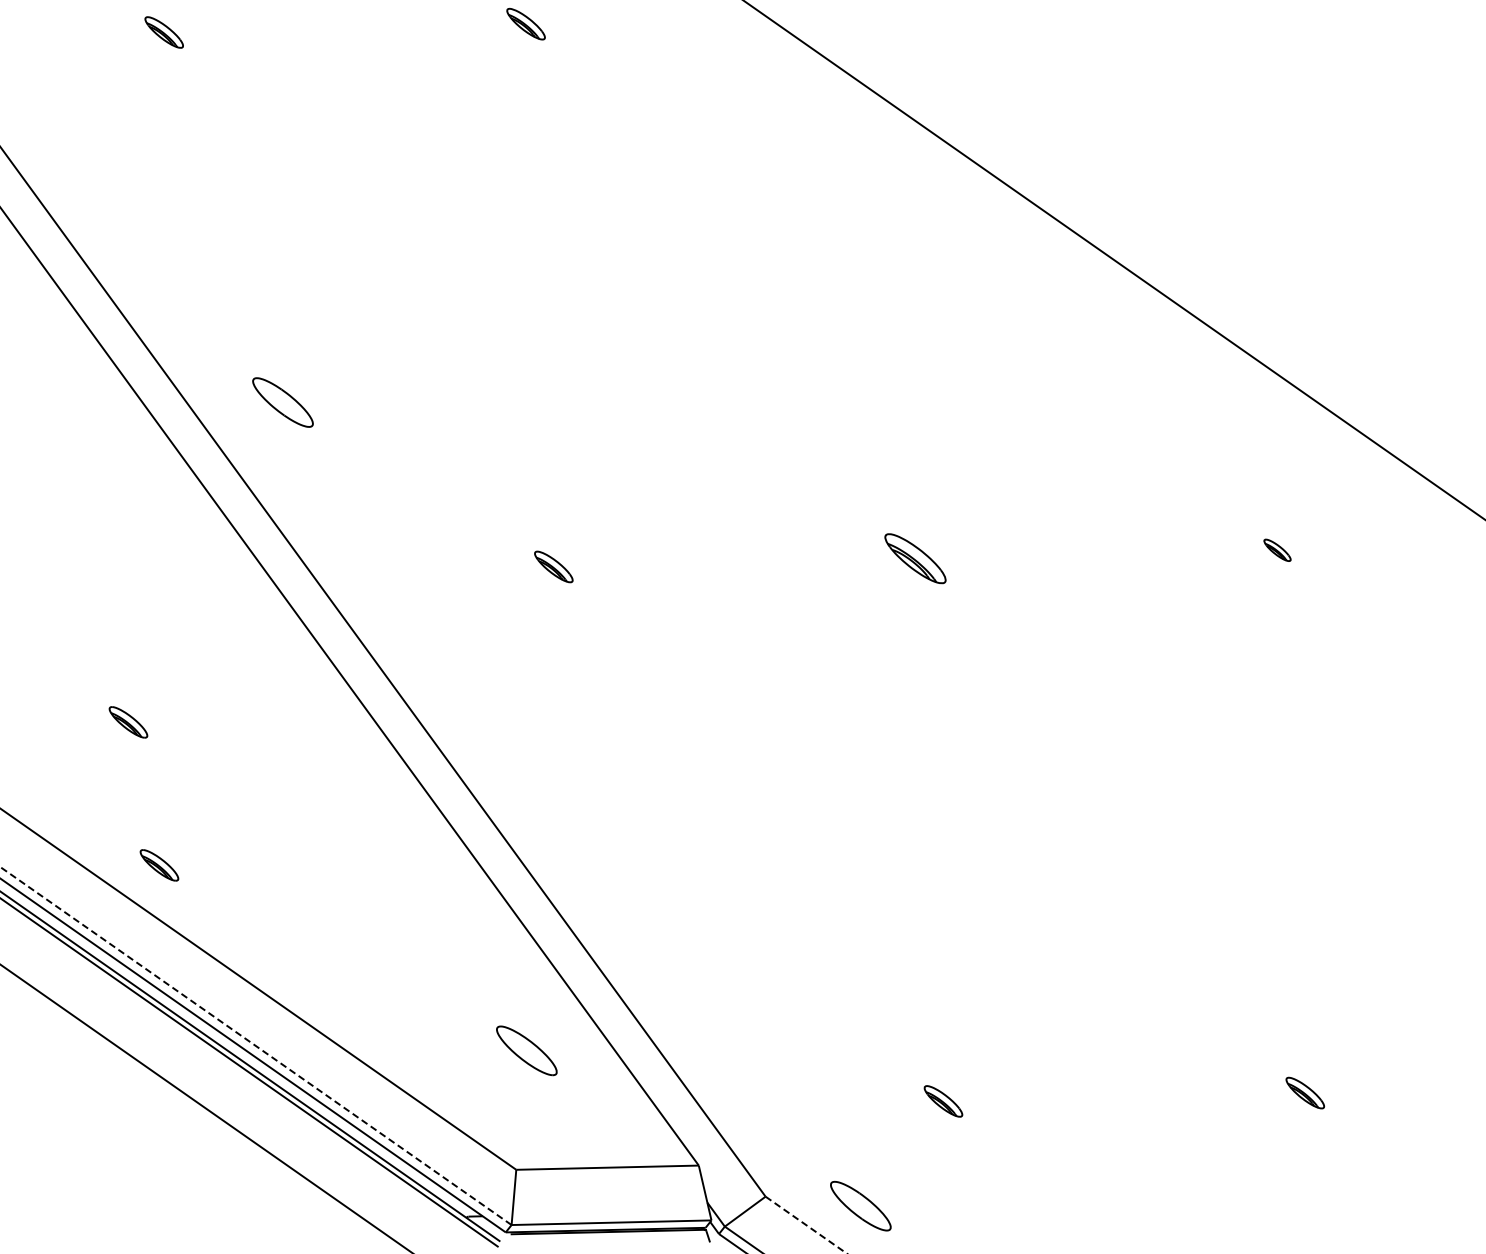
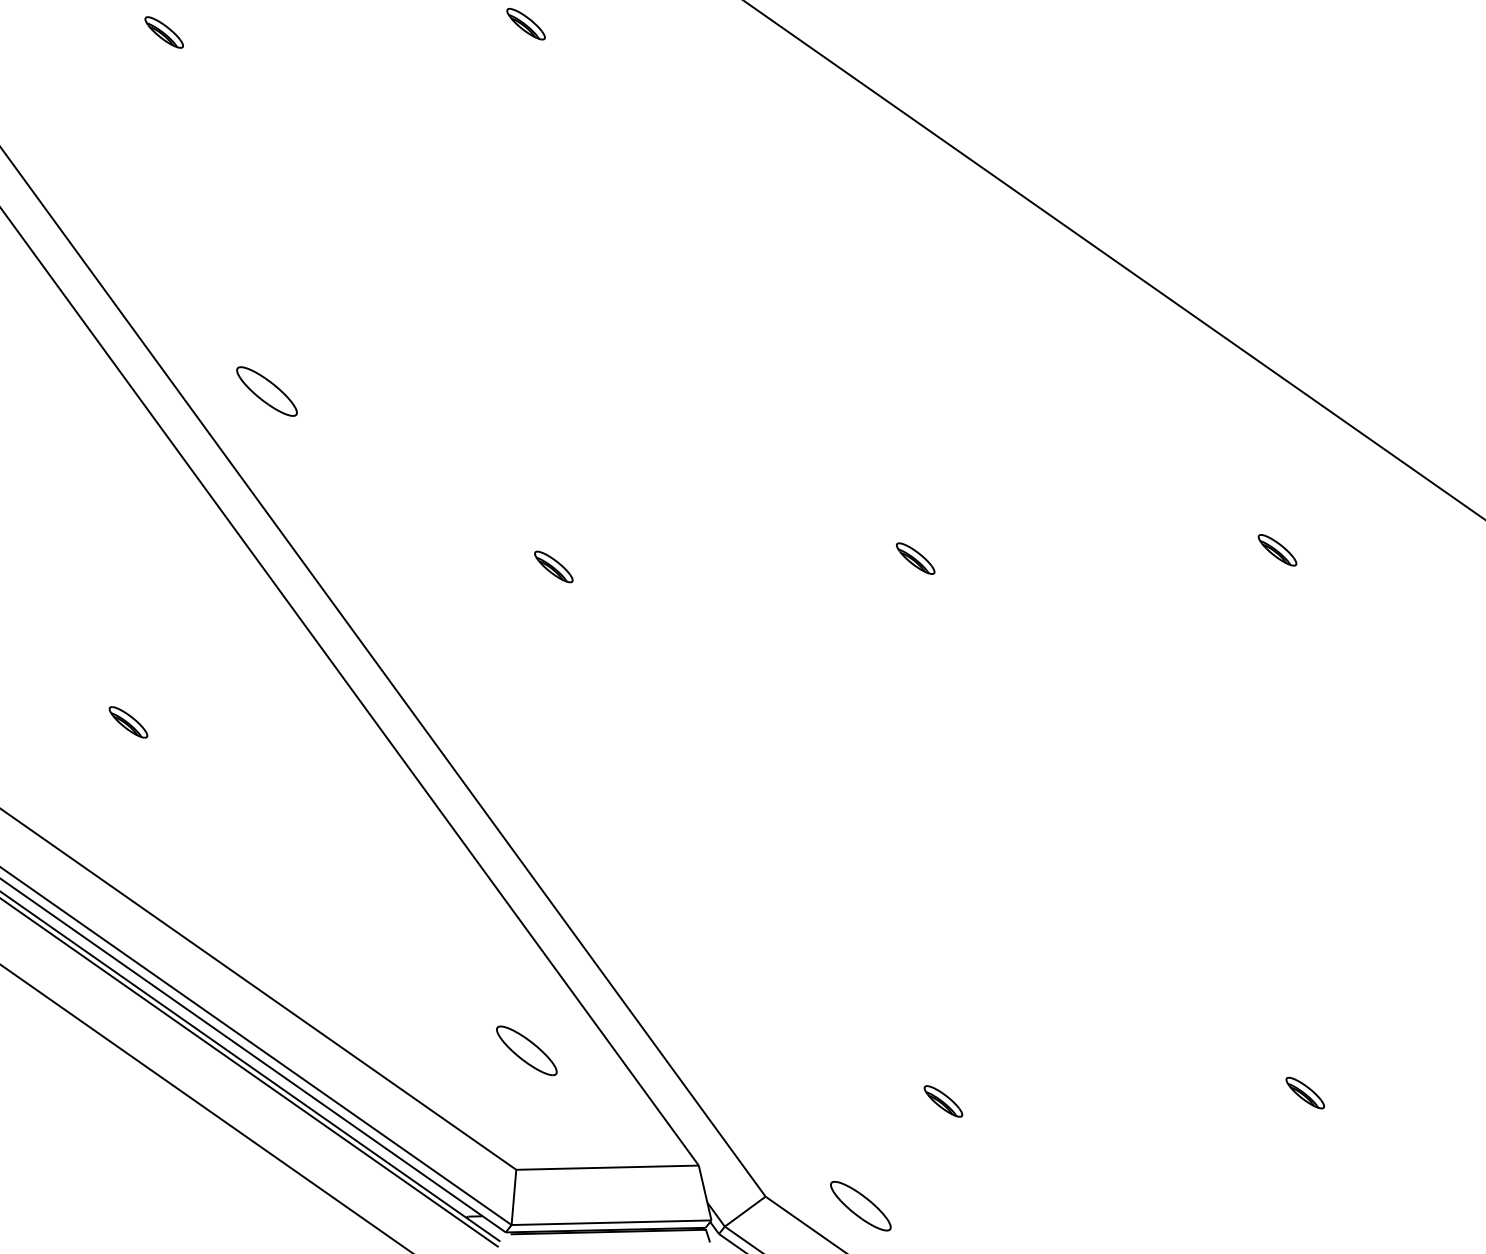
part position: (282, 402) -> (266, 391) (266, 391)
part size: 29x24 px -> 41x33 px (1277, 550)
part size: 63x52 px -> 40x33 px (915, 558)
part: present -> none (159, 865)
line: dashed -> solid (256, 1046)
line: dashed -> solid (806, 1225)
